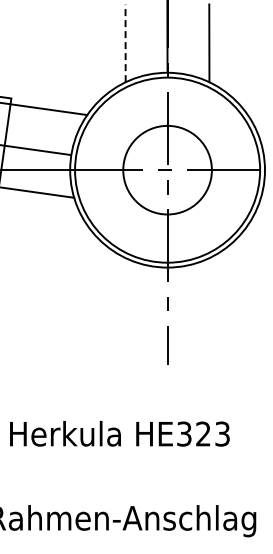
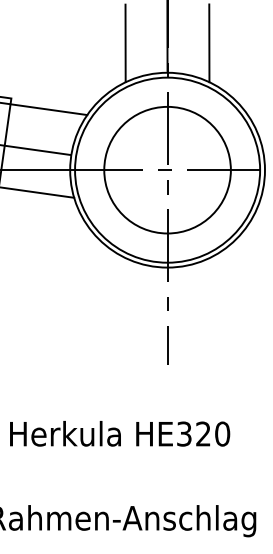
line: dashed -> solid (125, 43)
circle diameter: 89 px -> 127 px (167, 169)
text: HE323 -> HE320 (222, 433)
